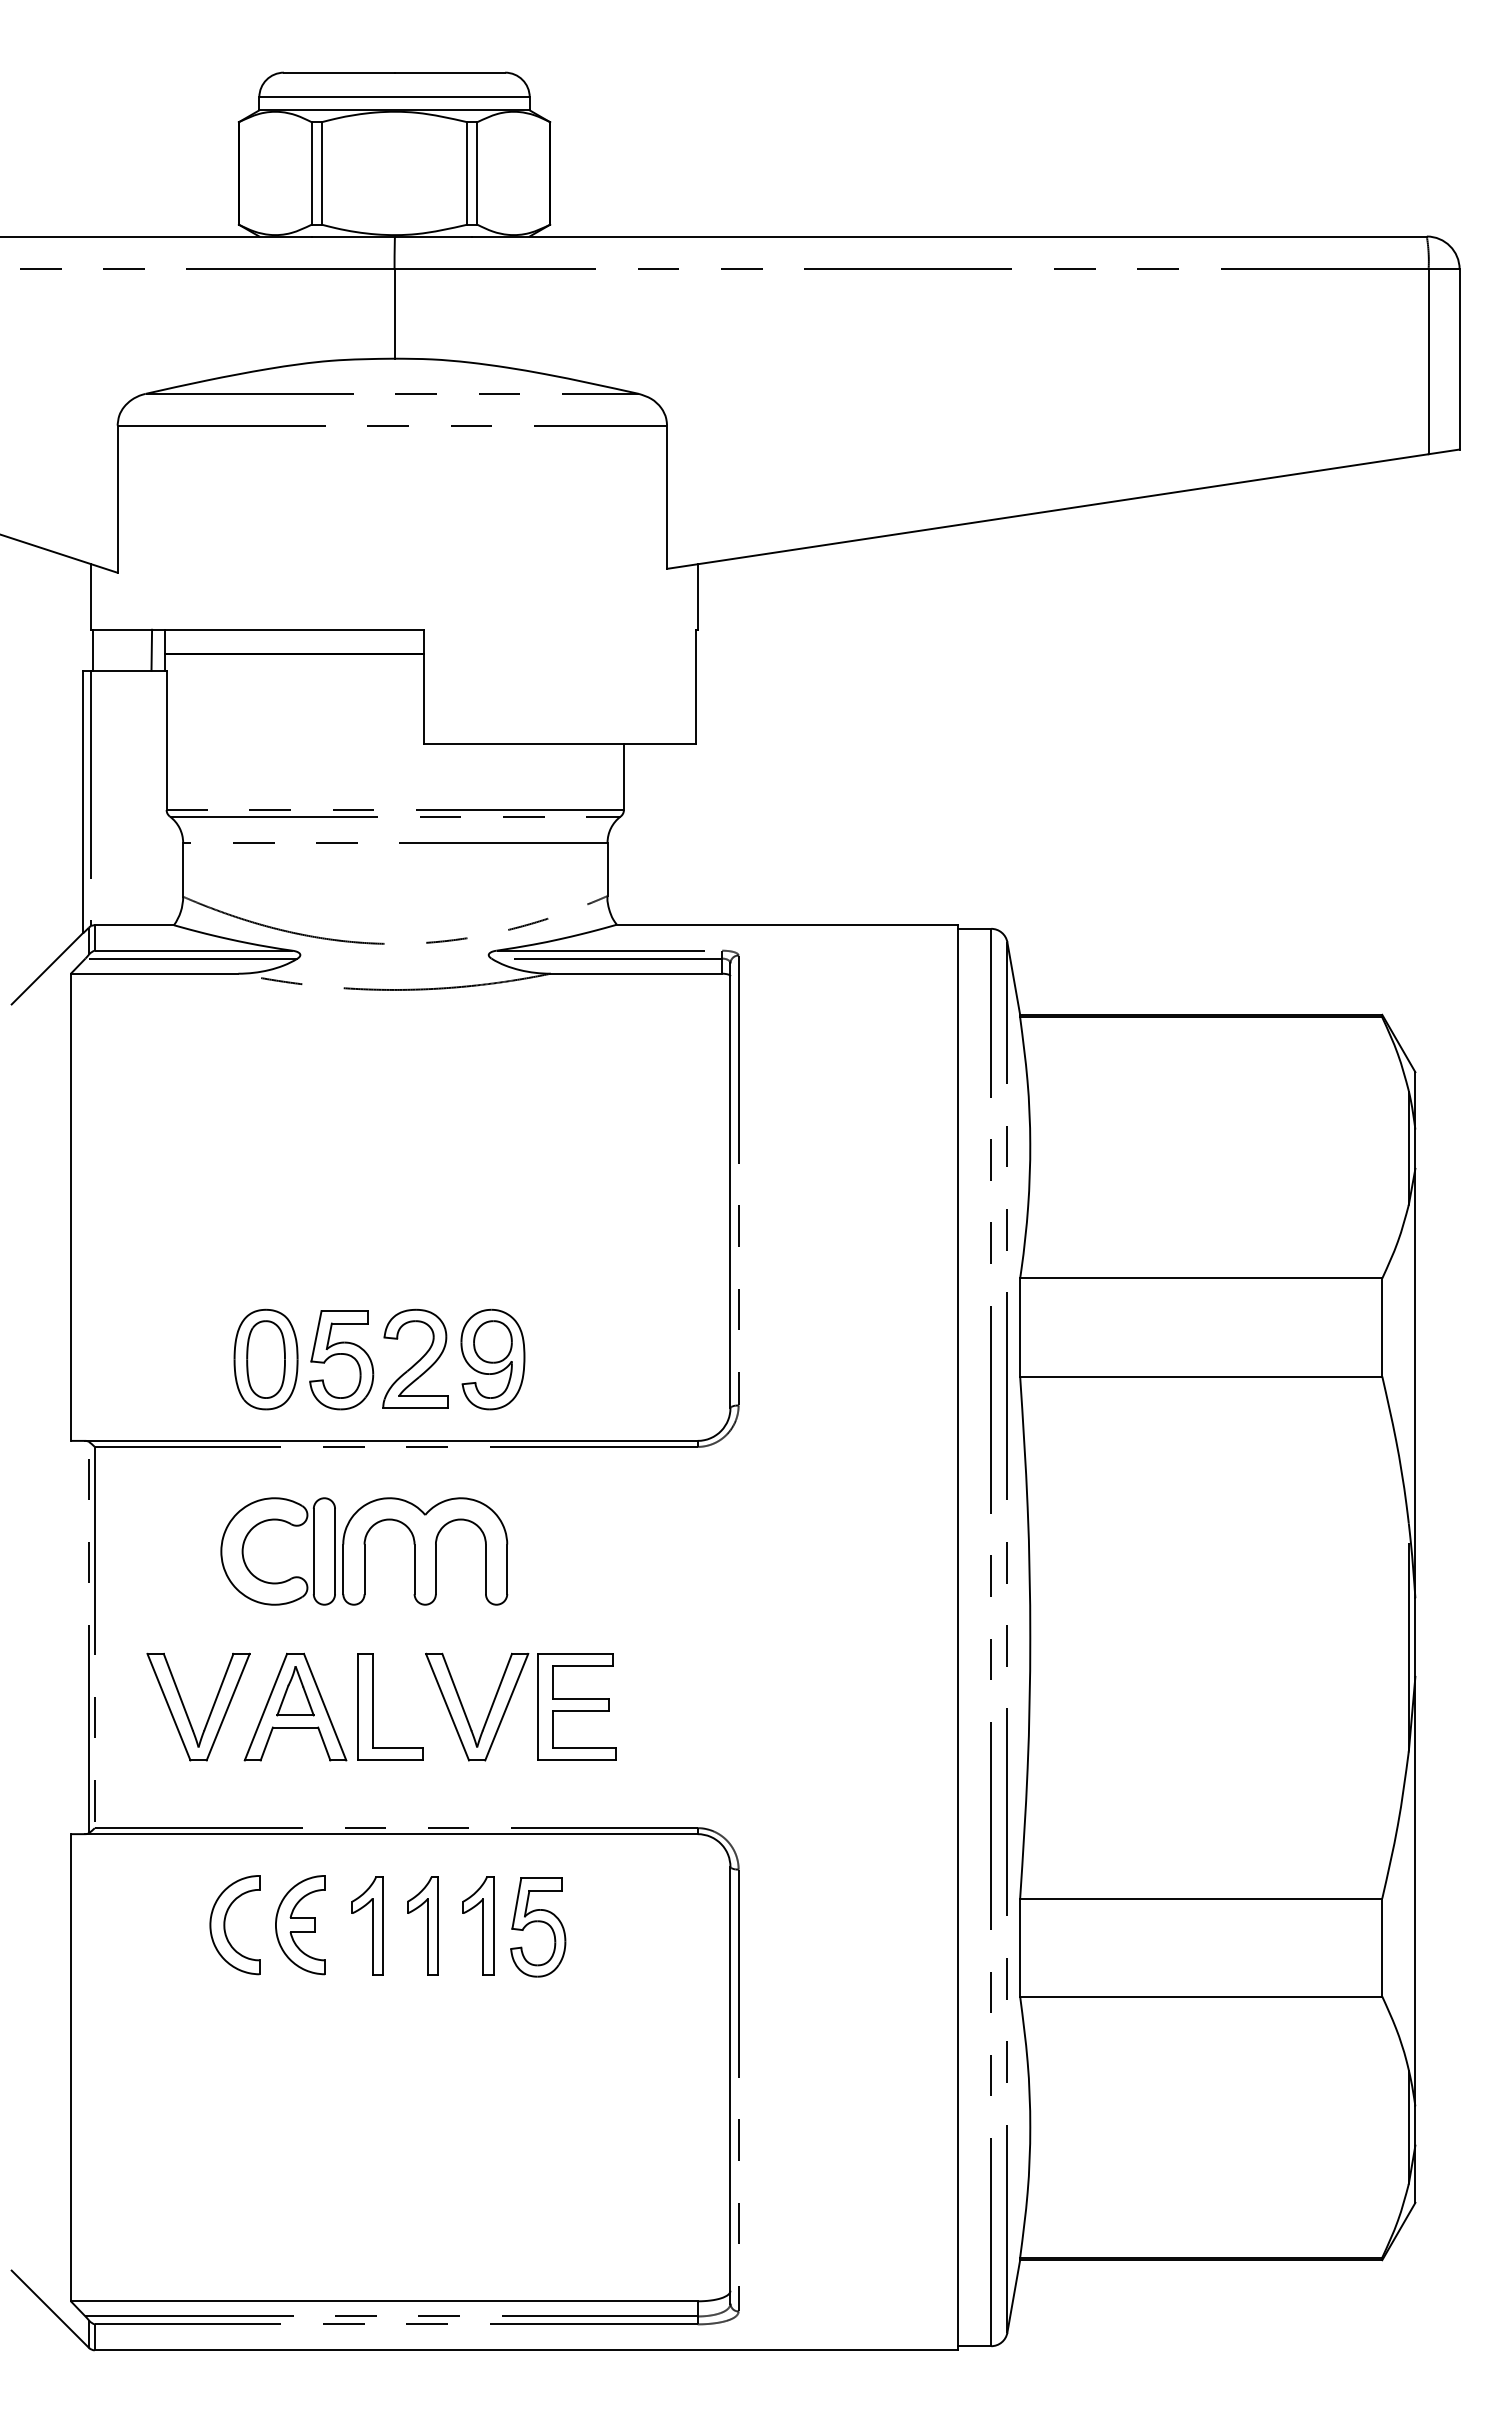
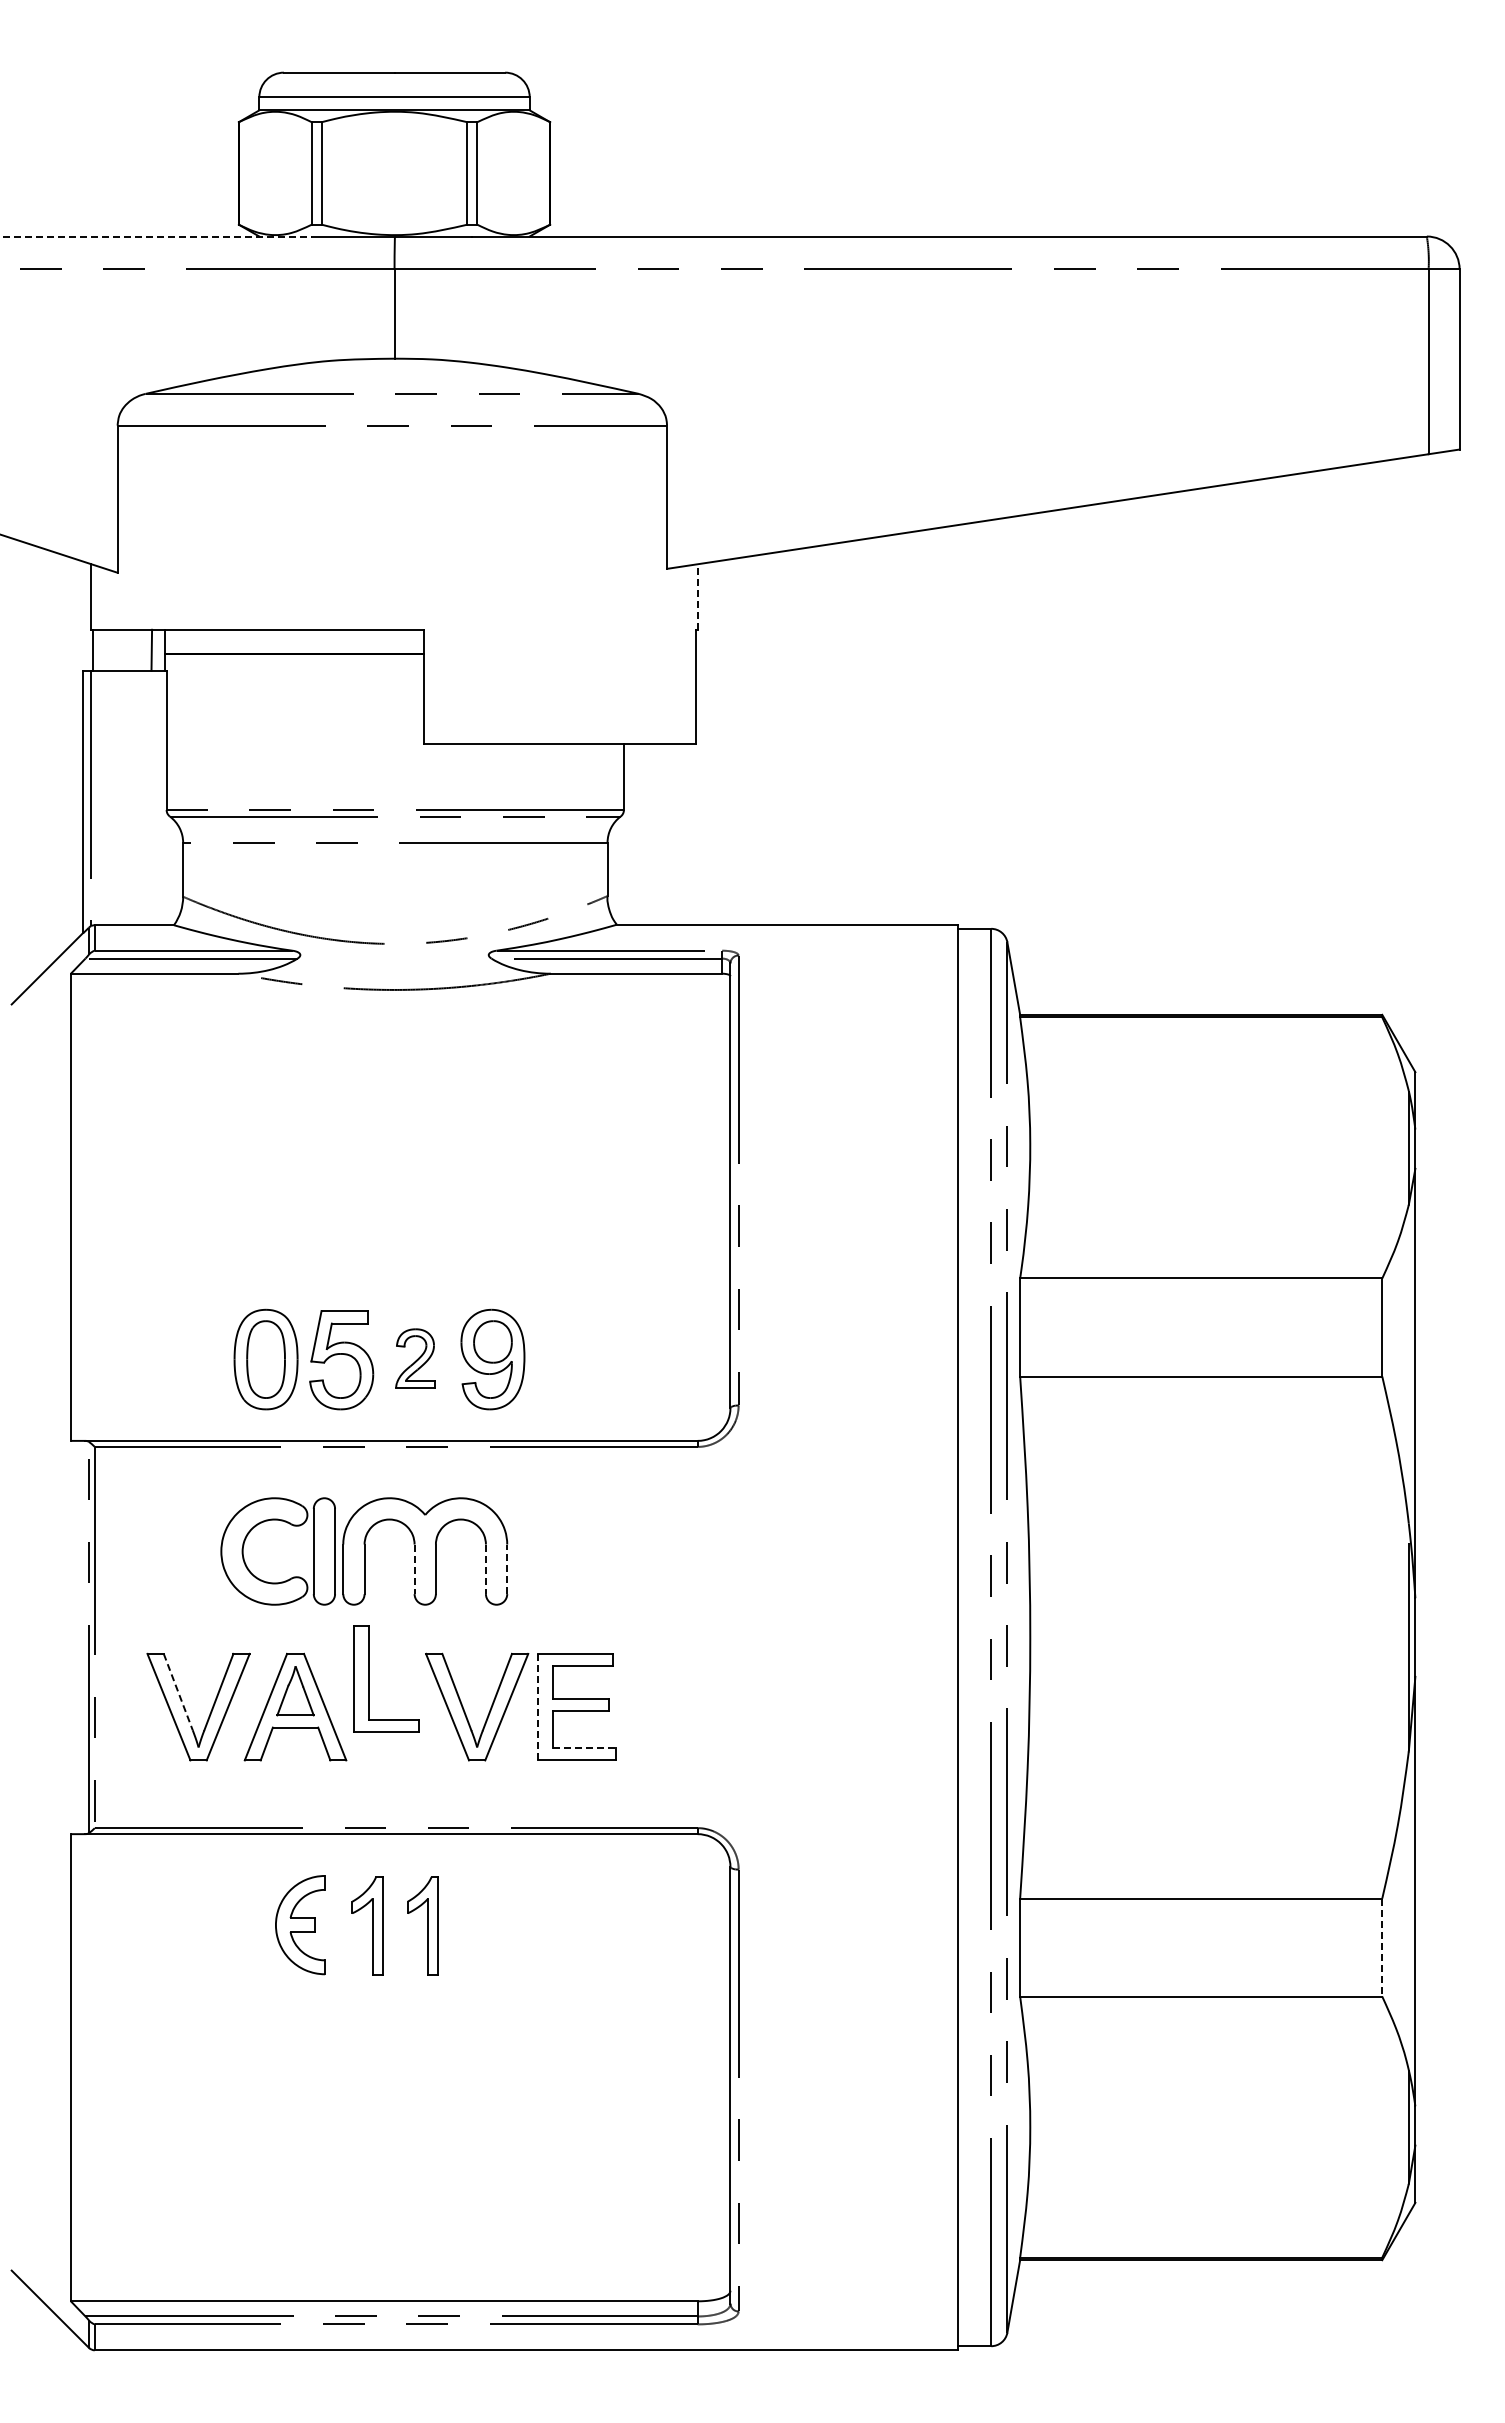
line: solid -> dashed (156, 236)
line: solid -> dashed (697, 597)
part size: 67x101 px -> 41x61 px (415, 1358)
line: solid -> dashed (414, 1569)
line: solid -> dashed (485, 1569)
line: solid -> dashed (507, 1569)
line: solid -> dashed (178, 1692)
part position: (373, 1706) -> (369, 1678) (369, 1678)
line: solid -> dashed (537, 1706)
line: solid -> dashed (584, 1748)
part: present -> none (225, 1925)
part: present -> none (478, 1925)
part: present -> none (538, 1927)
line: solid -> dashed (1382, 1948)
